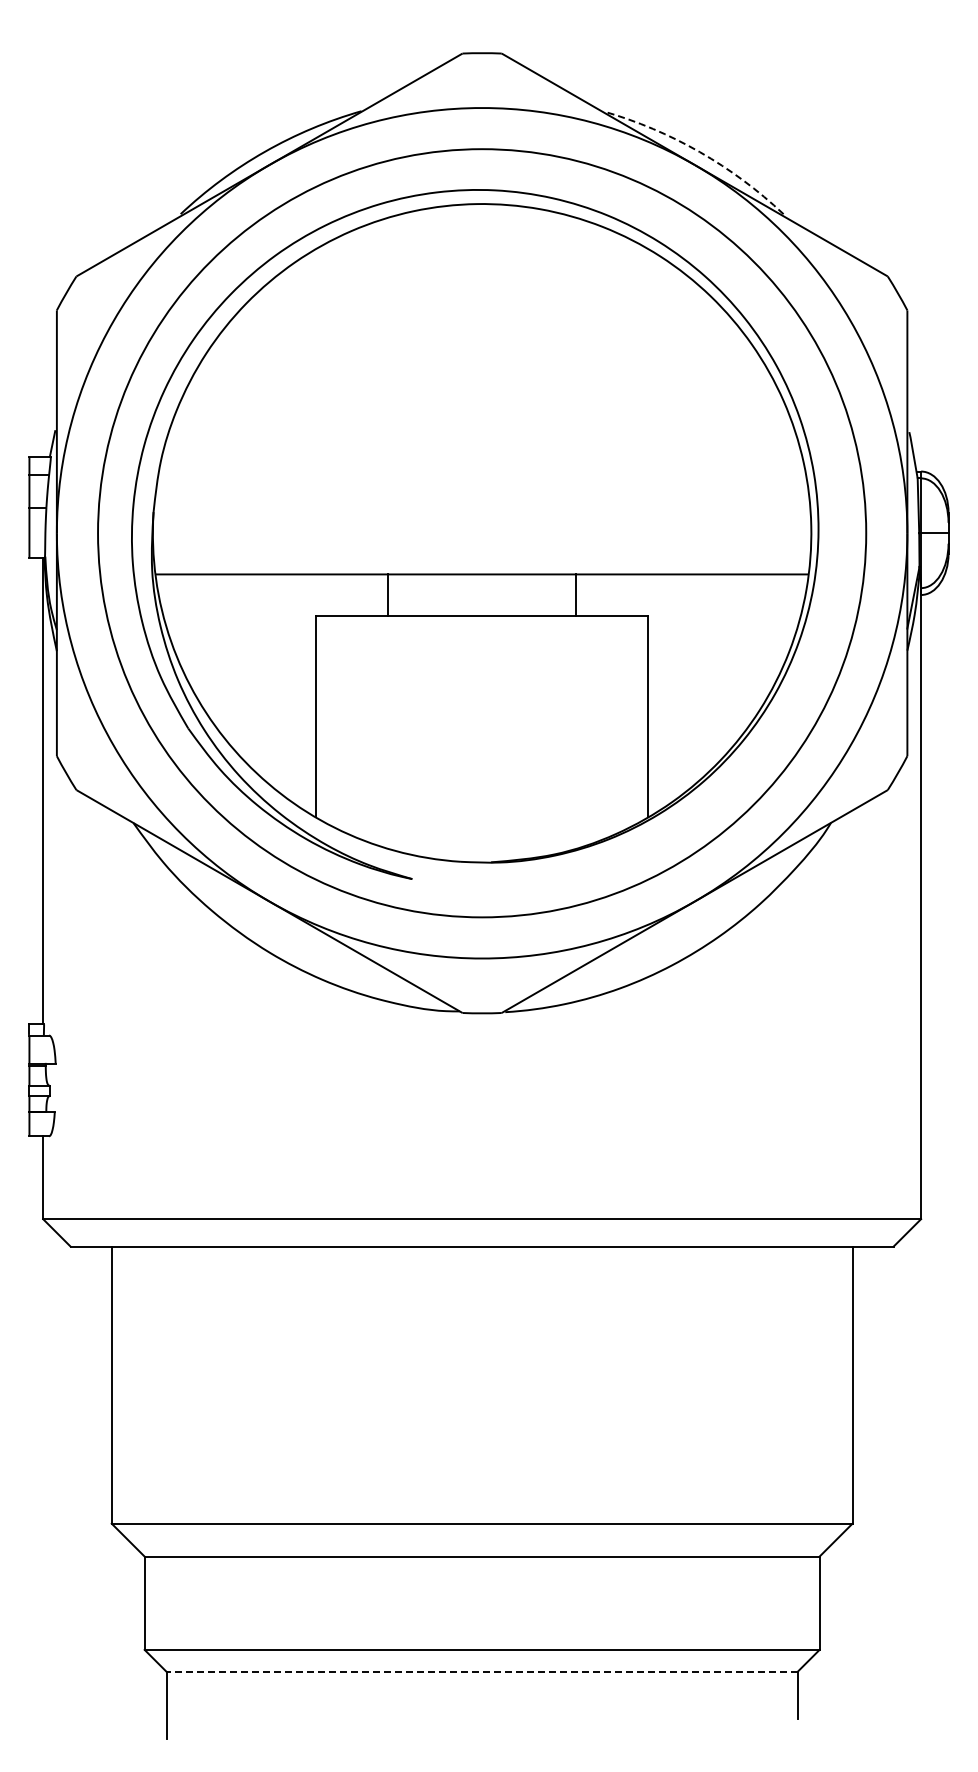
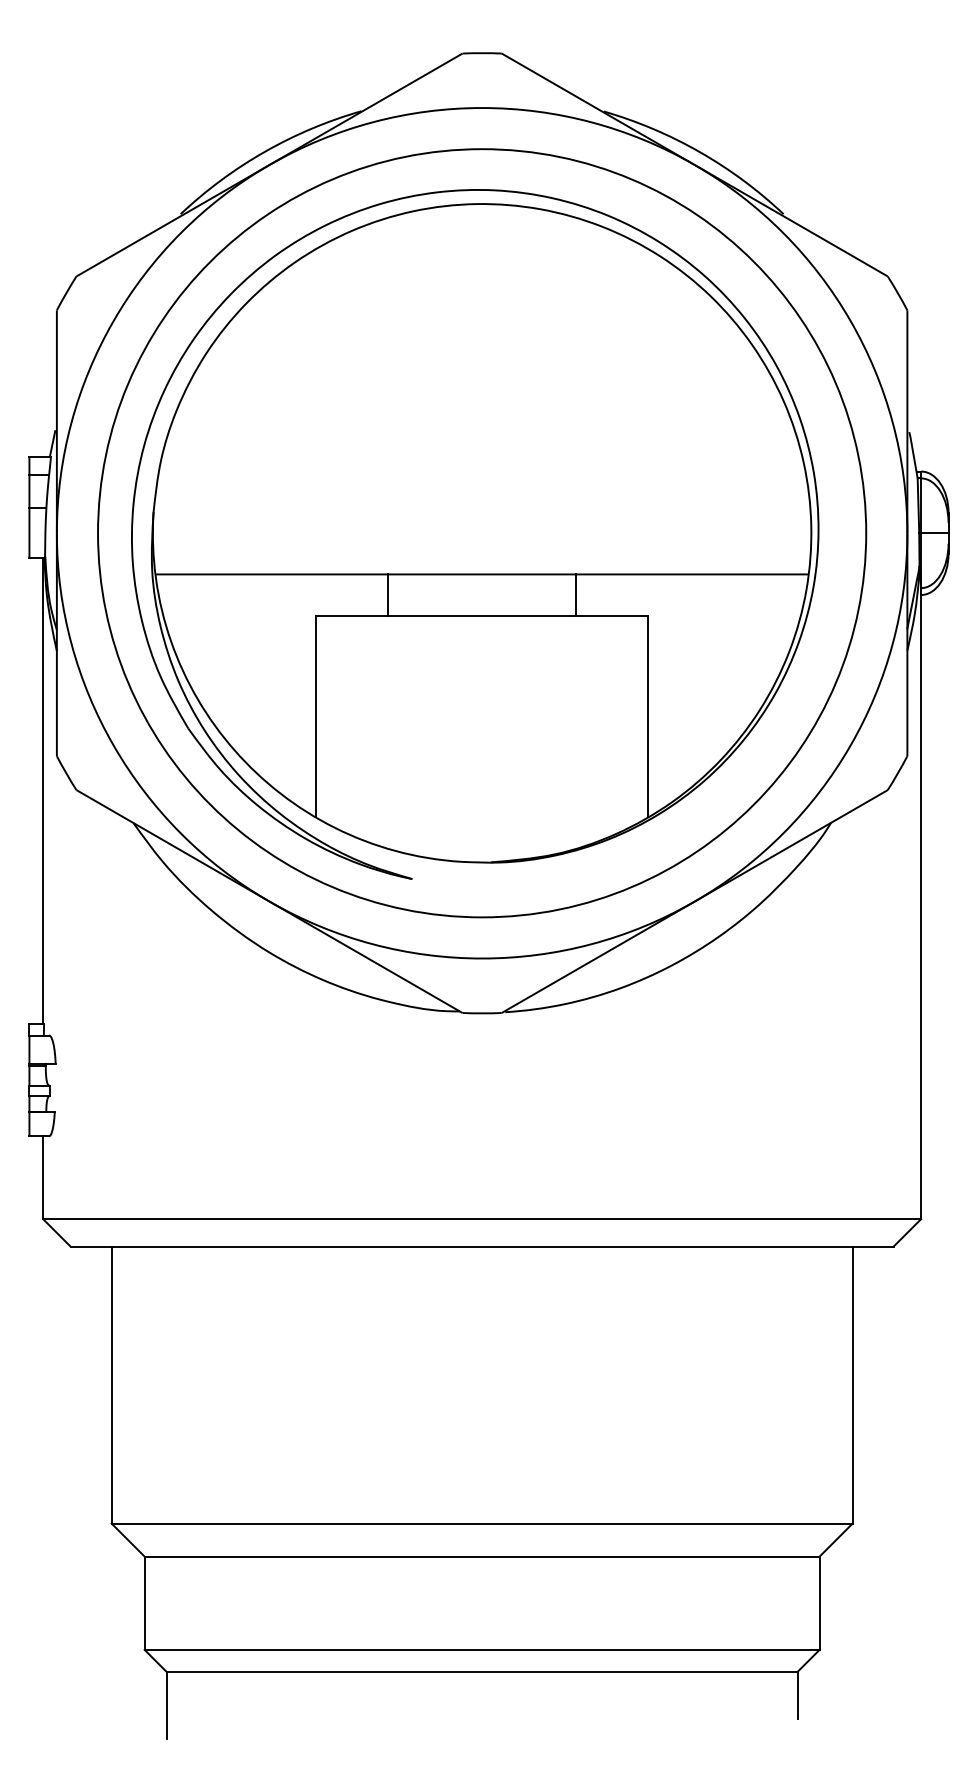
arc: dashed -> solid (699, 152)
line: dashed -> solid (482, 1671)
